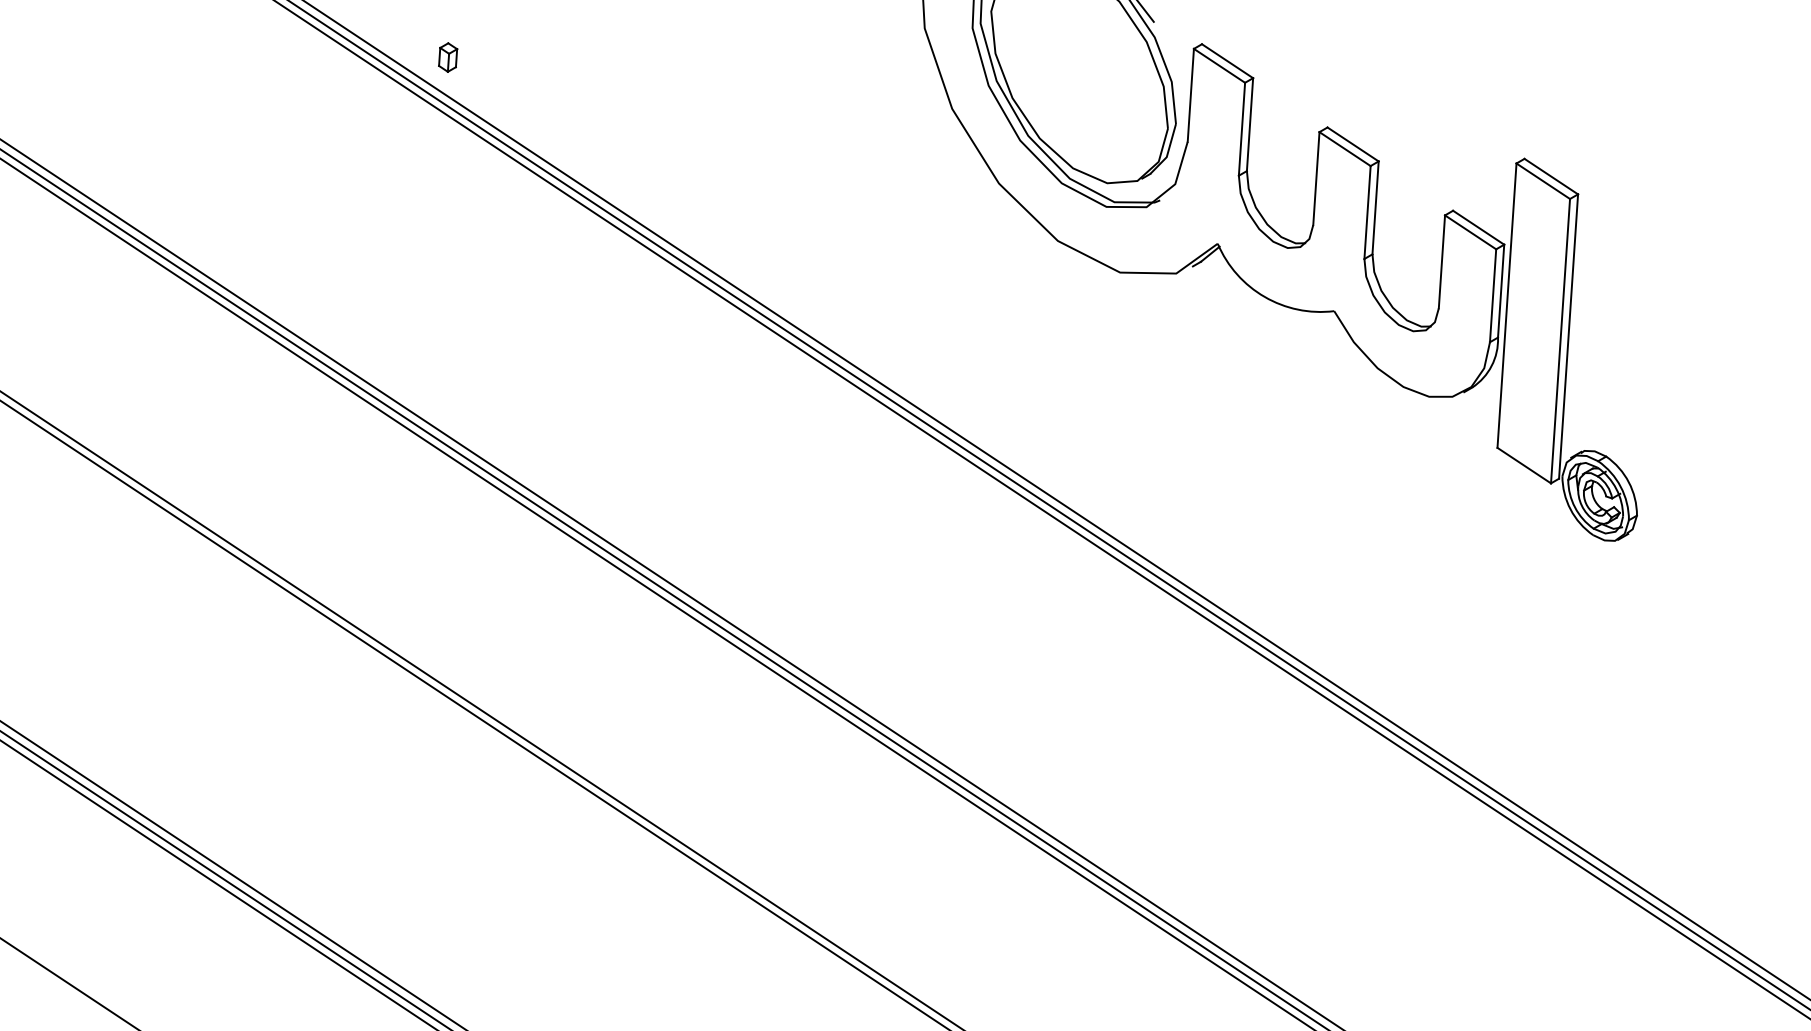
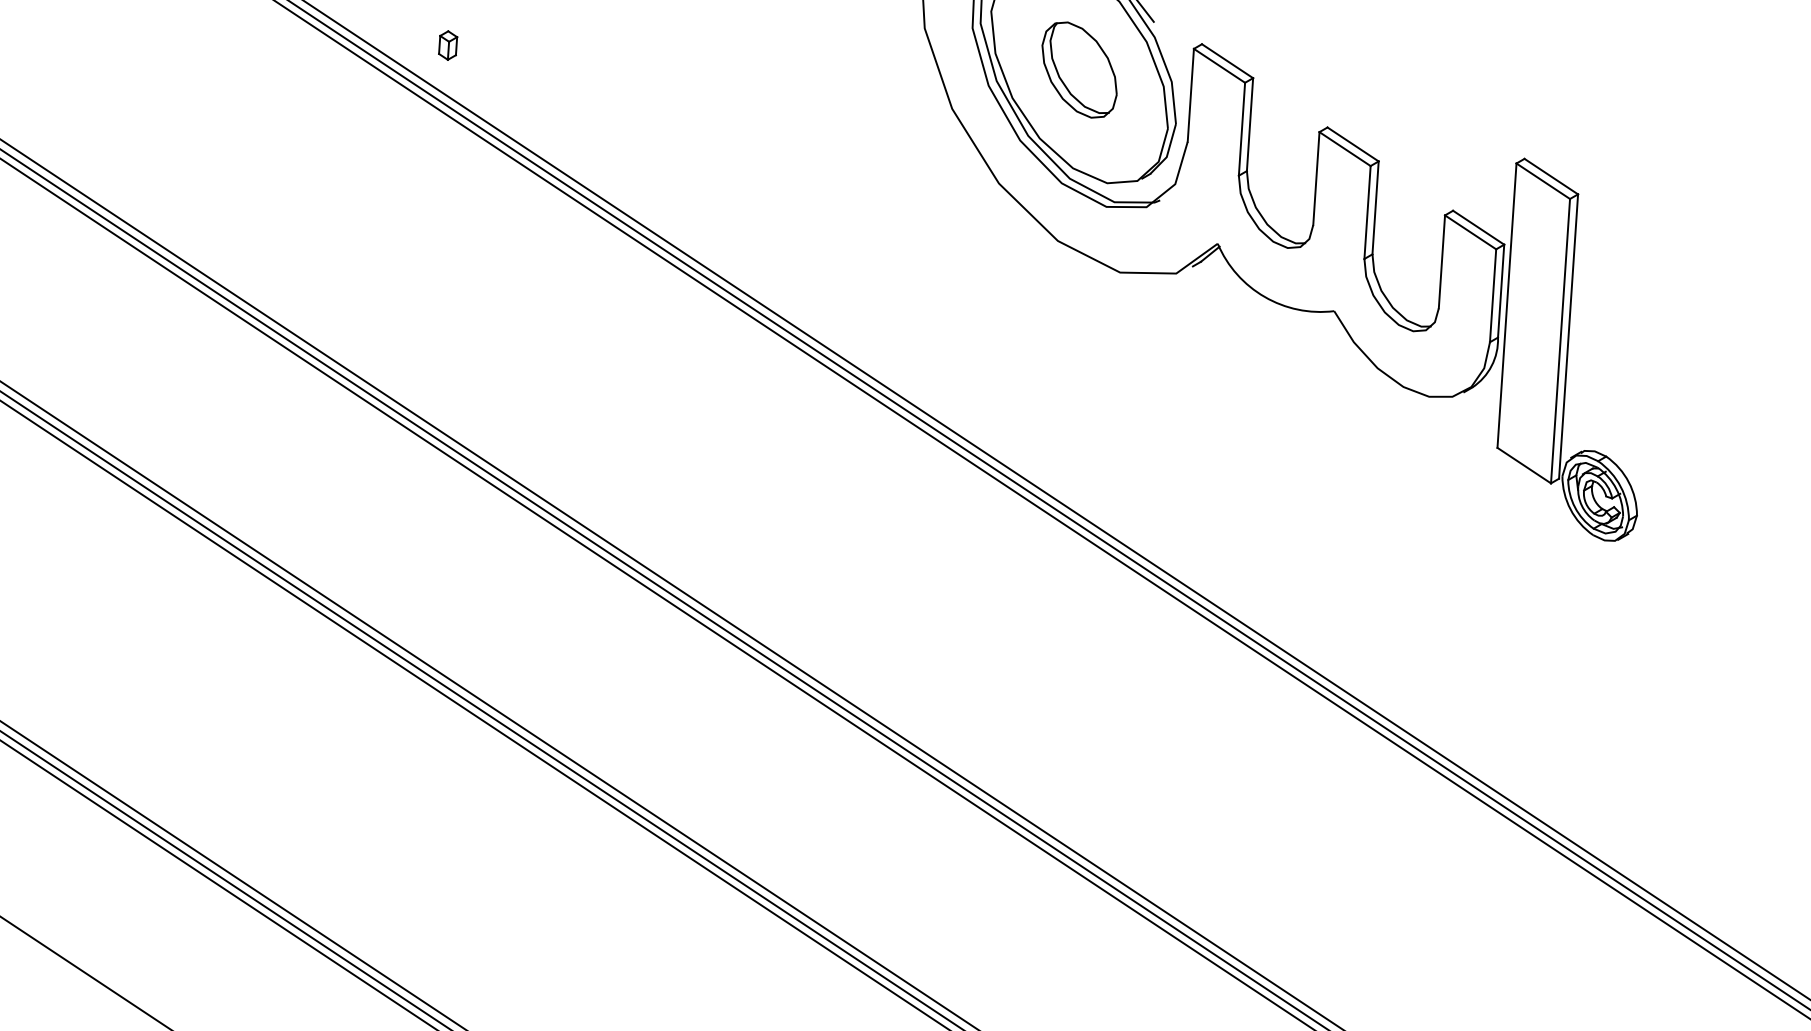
part position: (448, 57) -> (448, 45) (448, 45)
part: none -> present (1079, 69)
line: none -> present (488, 704)
line position: (68, 983) -> (84, 972) (84, 972)
